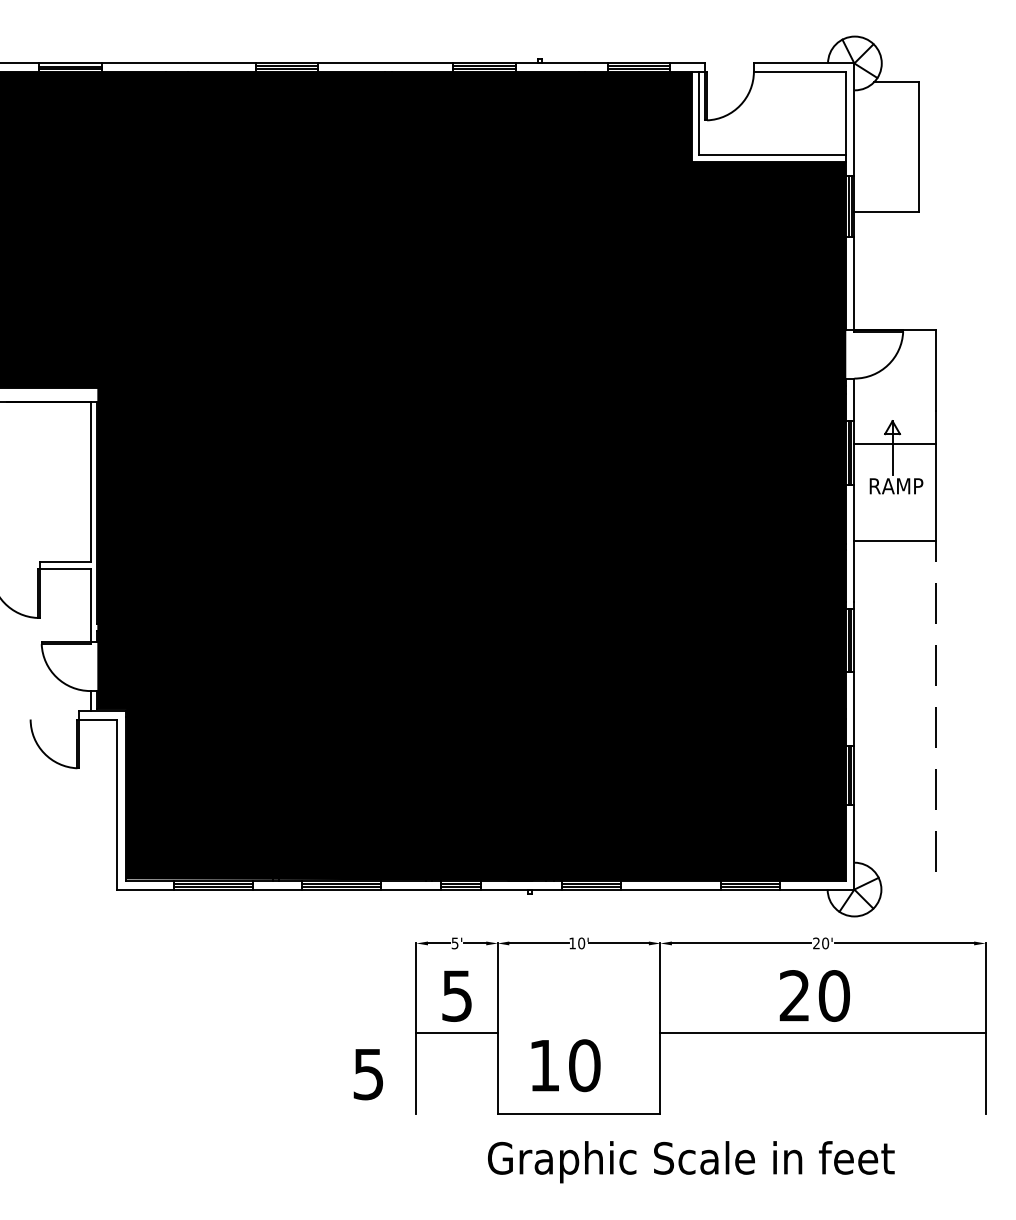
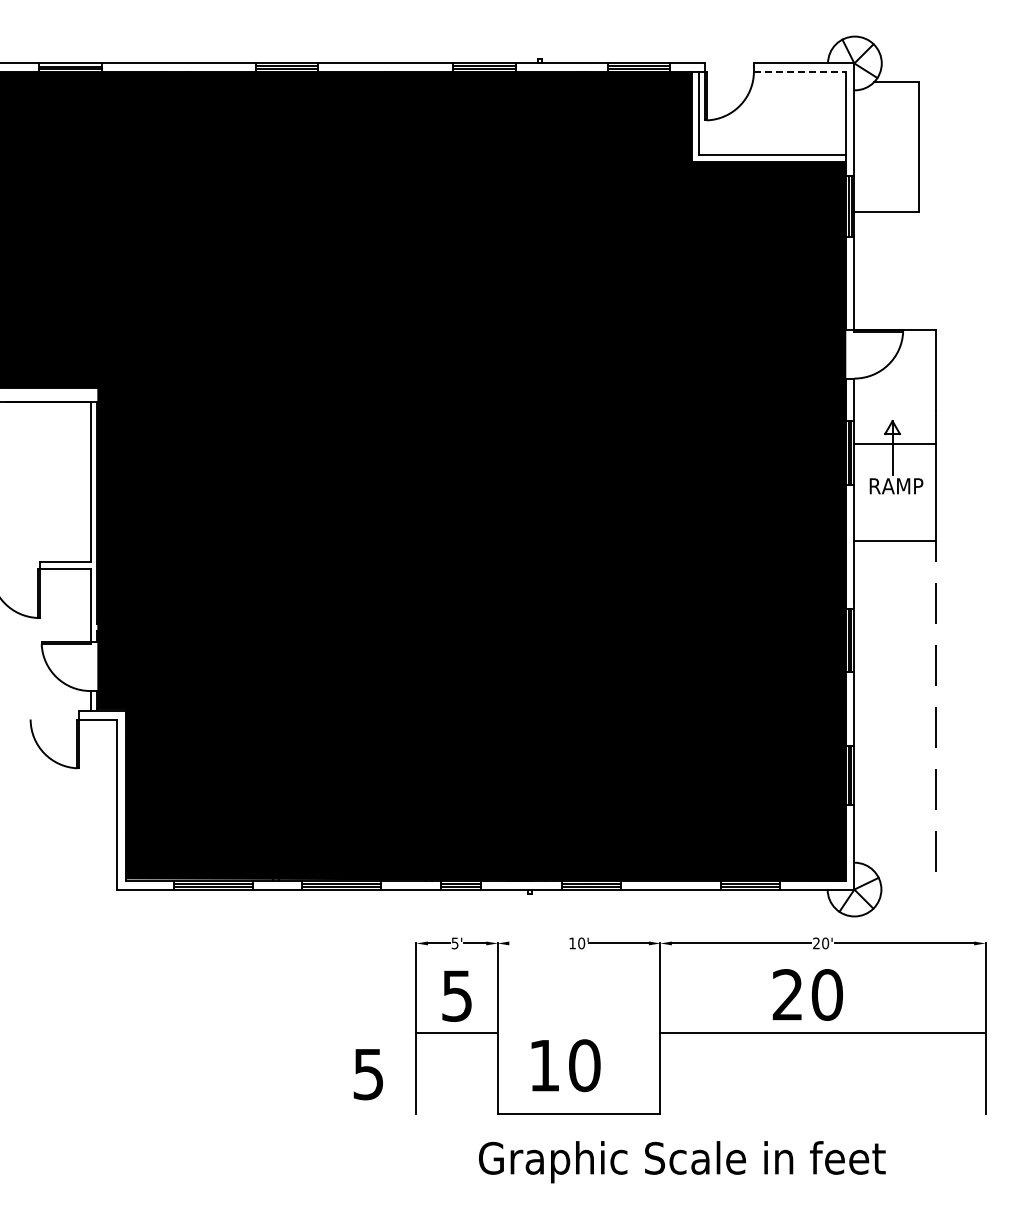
line: solid -> dashed (800, 71)
line: present -> none (539, 943)
text position: (814, 995) -> (807, 994) (807, 994)
text position: (691, 1162) -> (682, 1162) (682, 1162)
